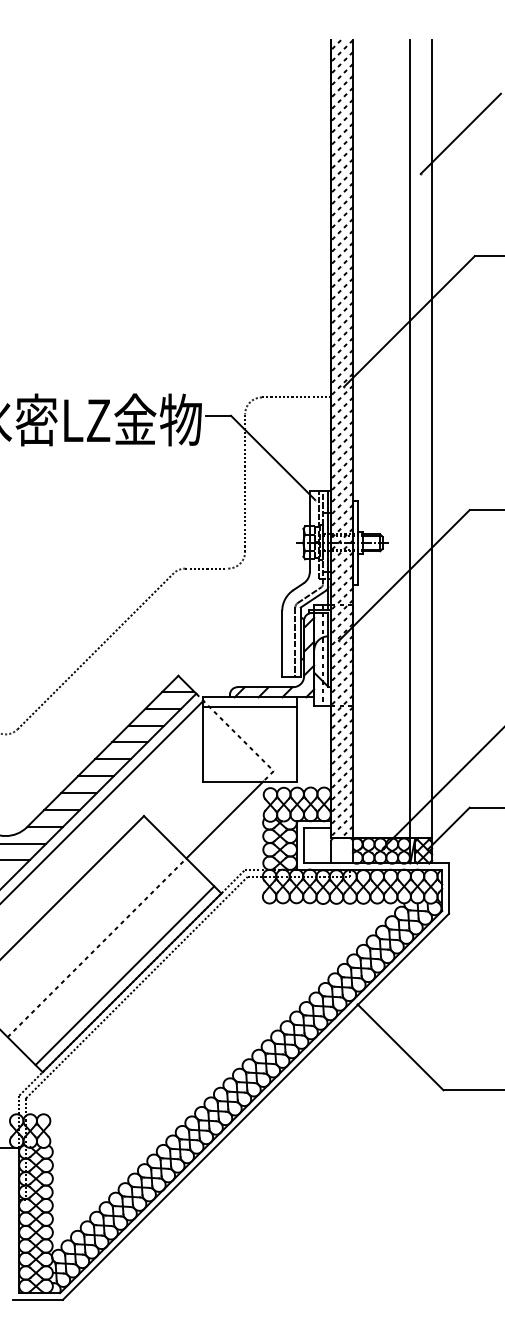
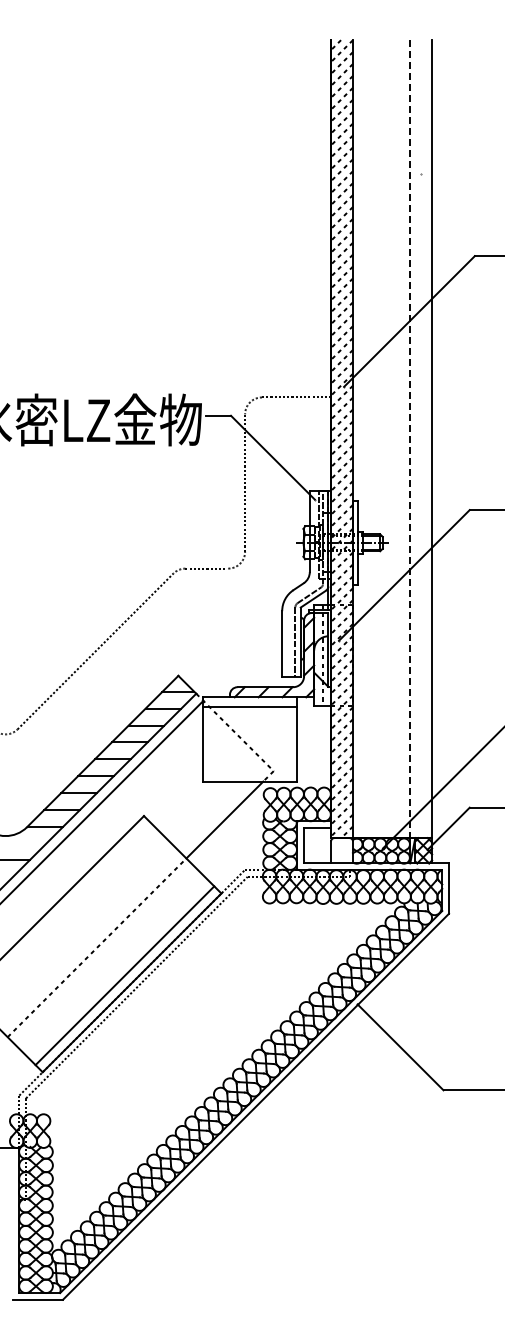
line: present -> none (460, 133)
line: solid -> dashed (410, 439)
line: present -> none (24, 843)
